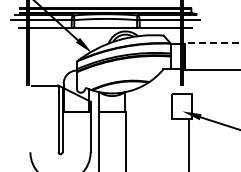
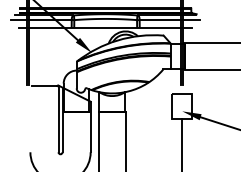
line: dashed -> solid (212, 43)
line position: (189, 143) -> (182, 143) (182, 143)
